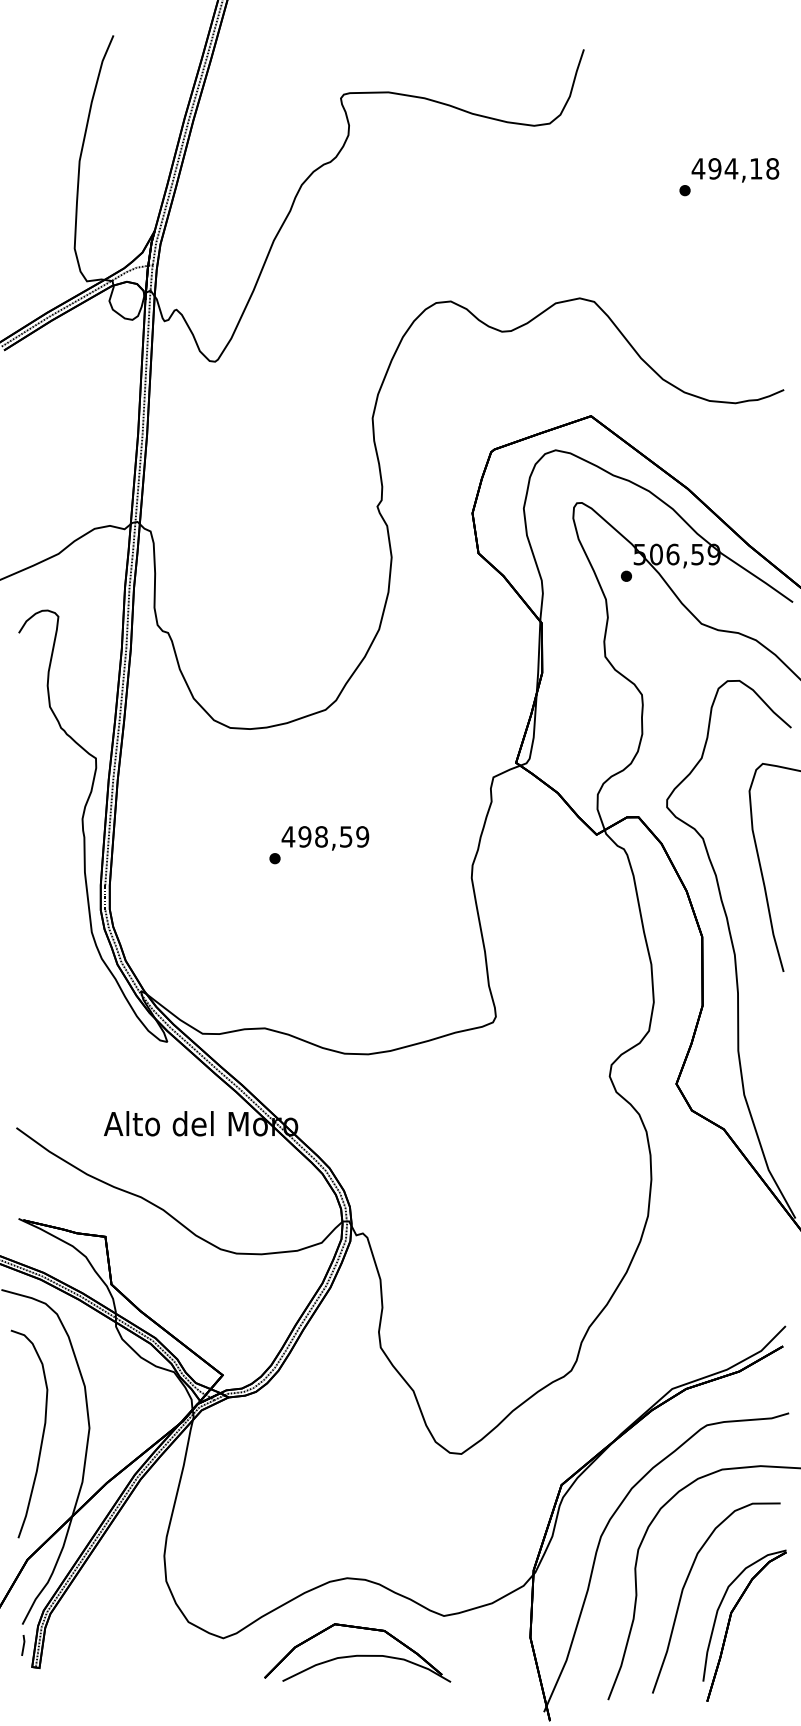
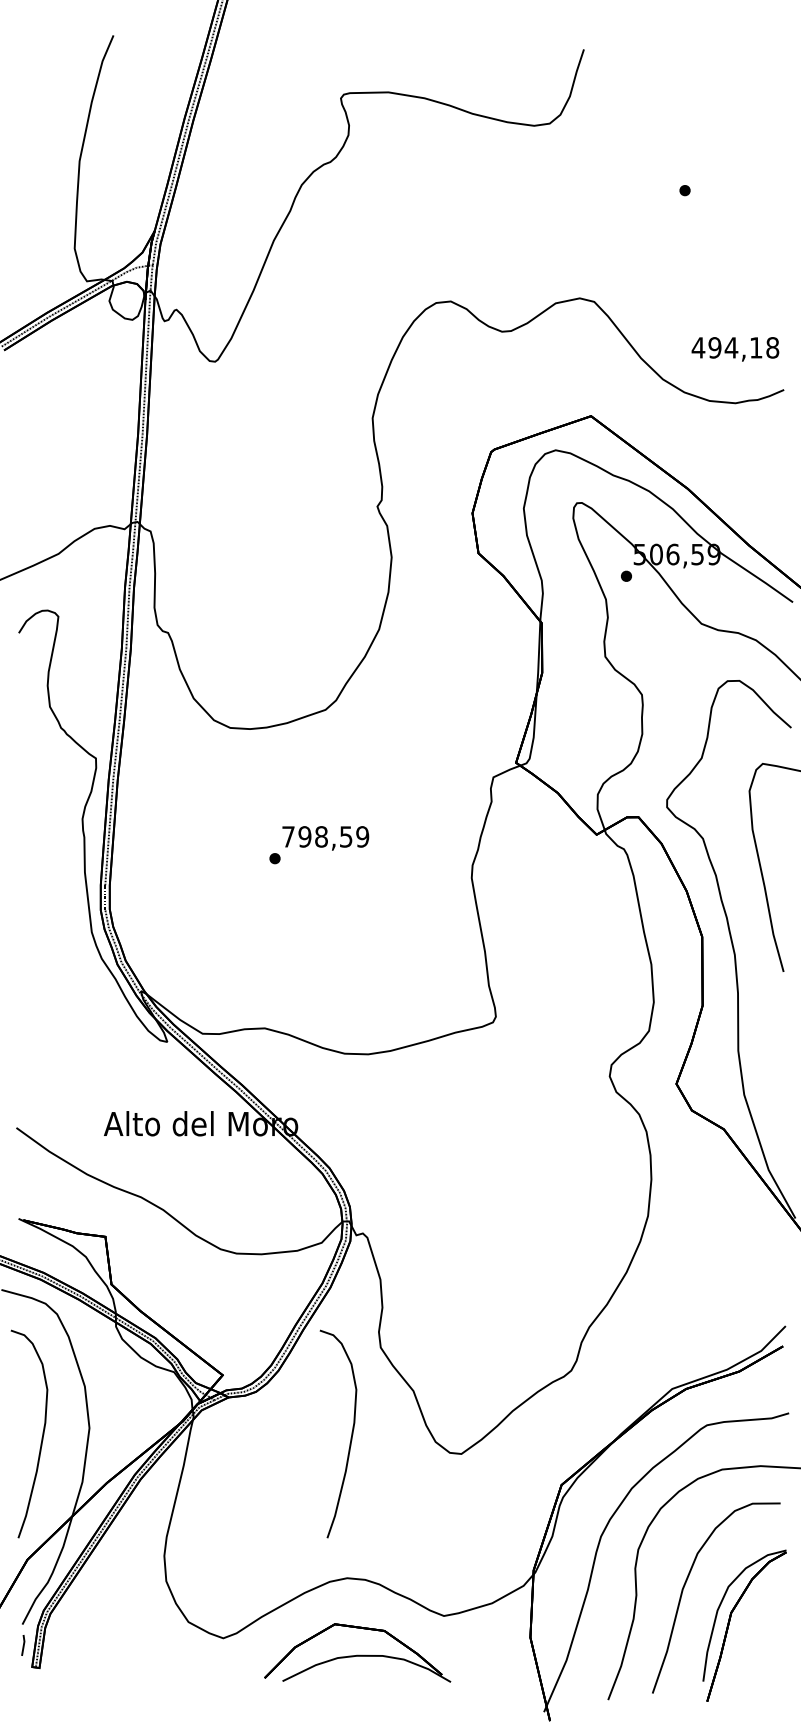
text position: (735, 170) -> (735, 349) (735, 349)
text: 498,59 -> 798,59 (288, 836)
curve: none -> present (350, 1437)
